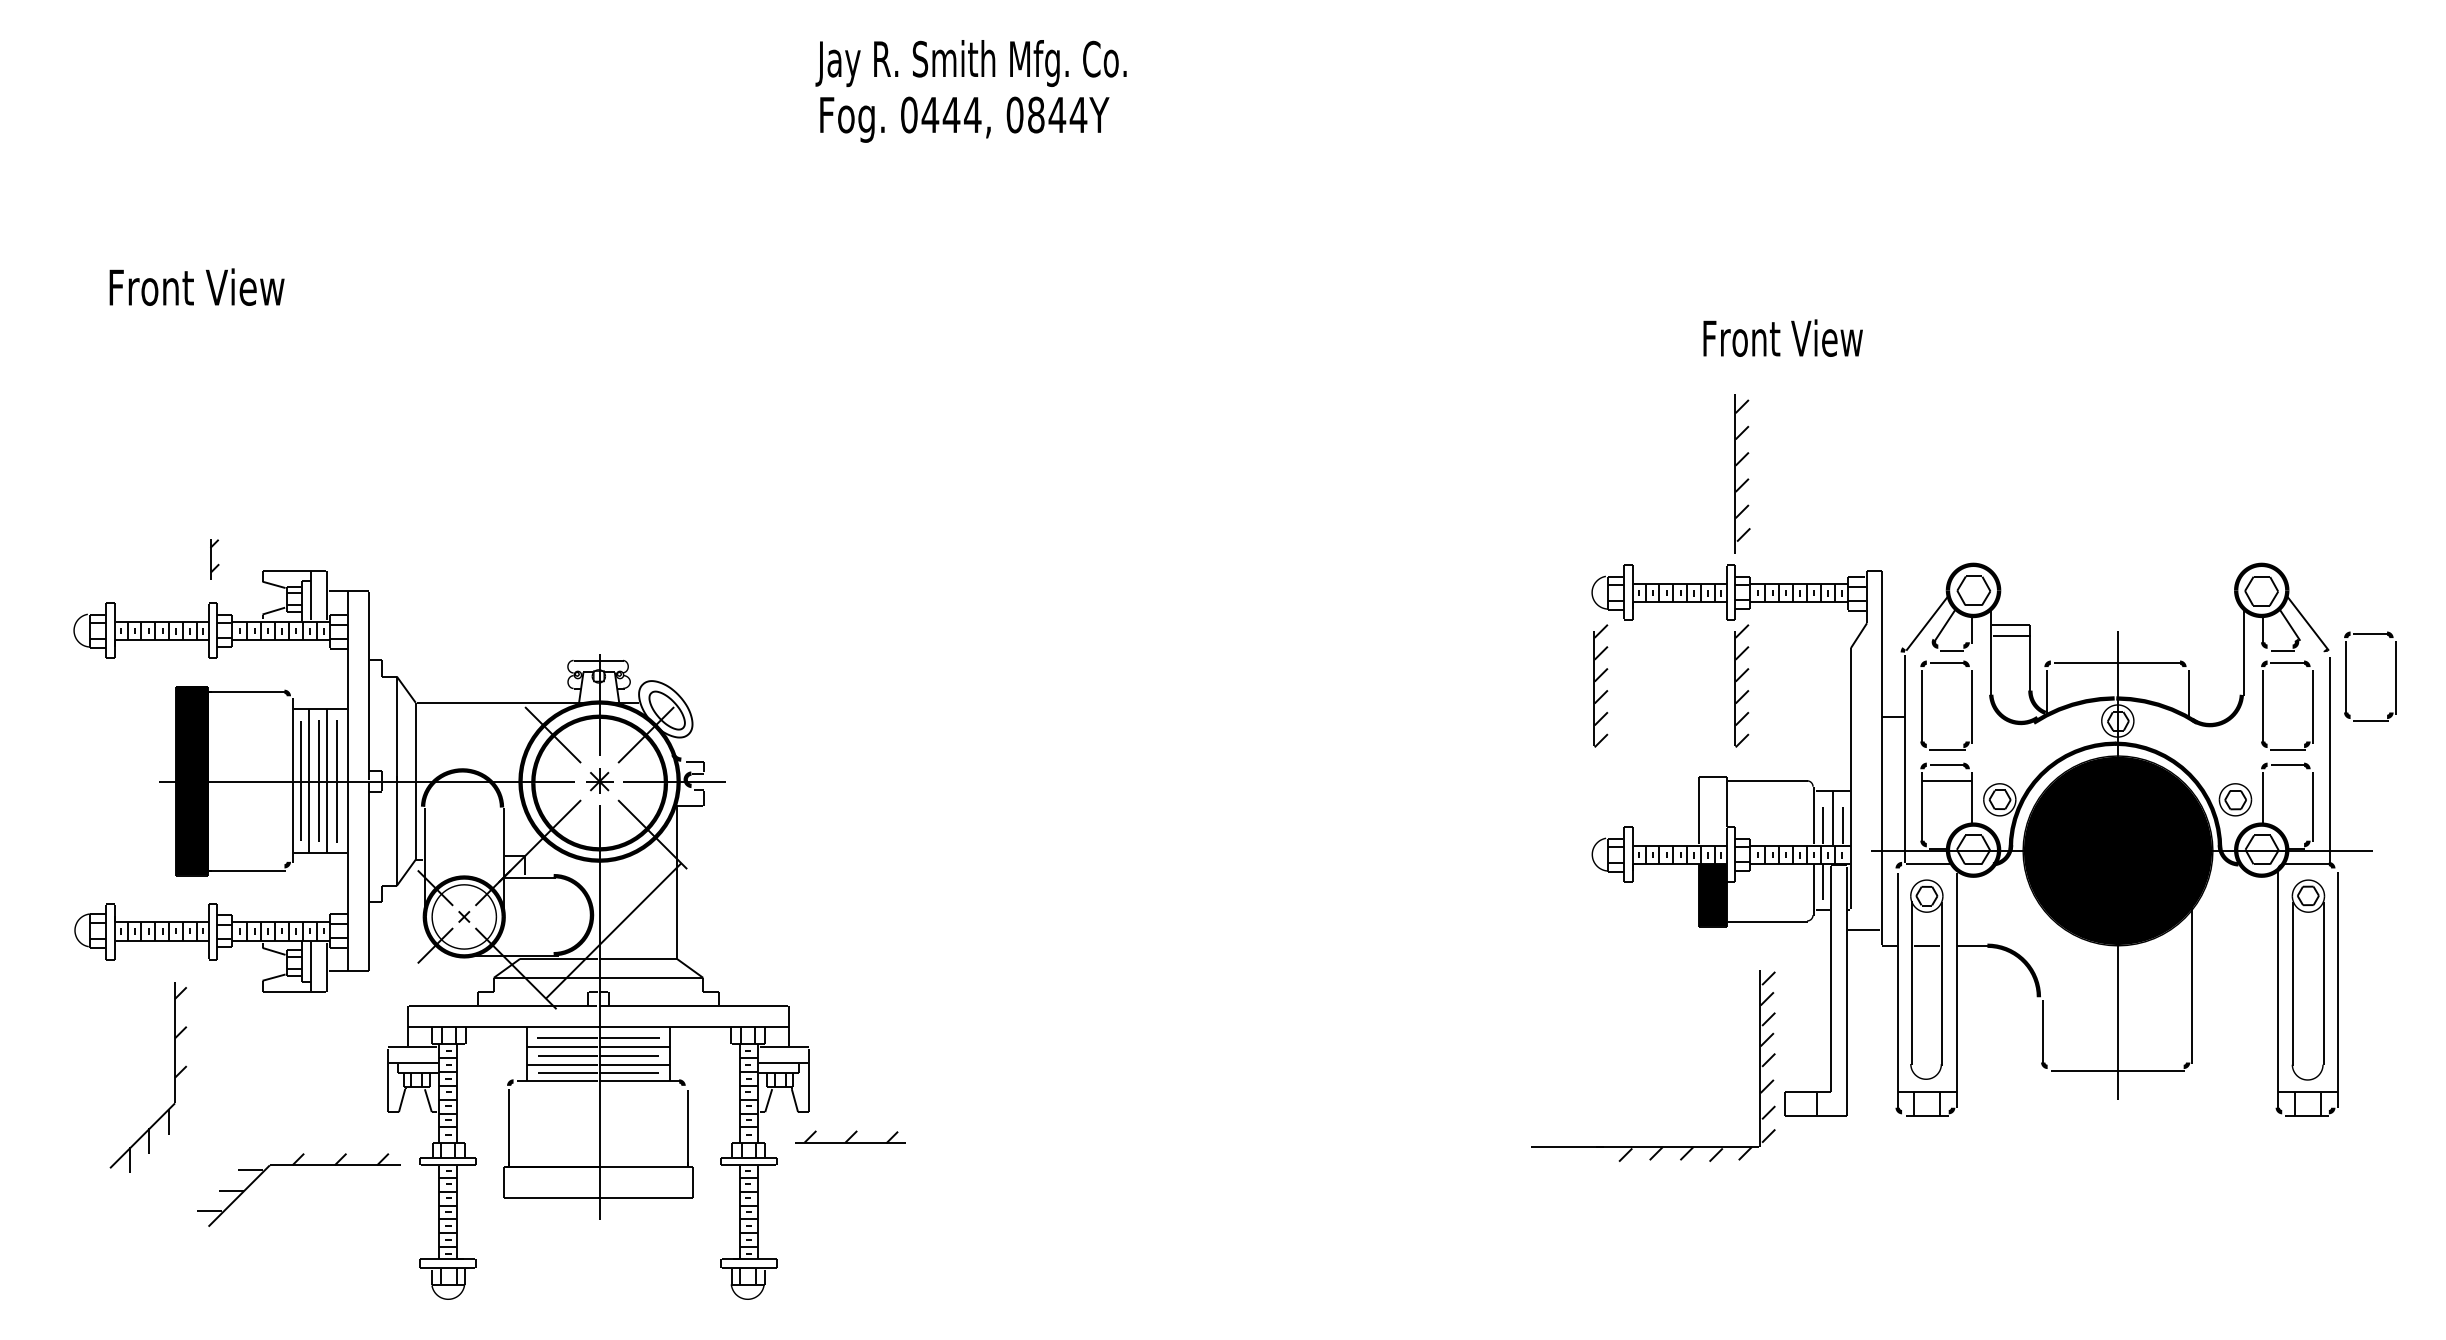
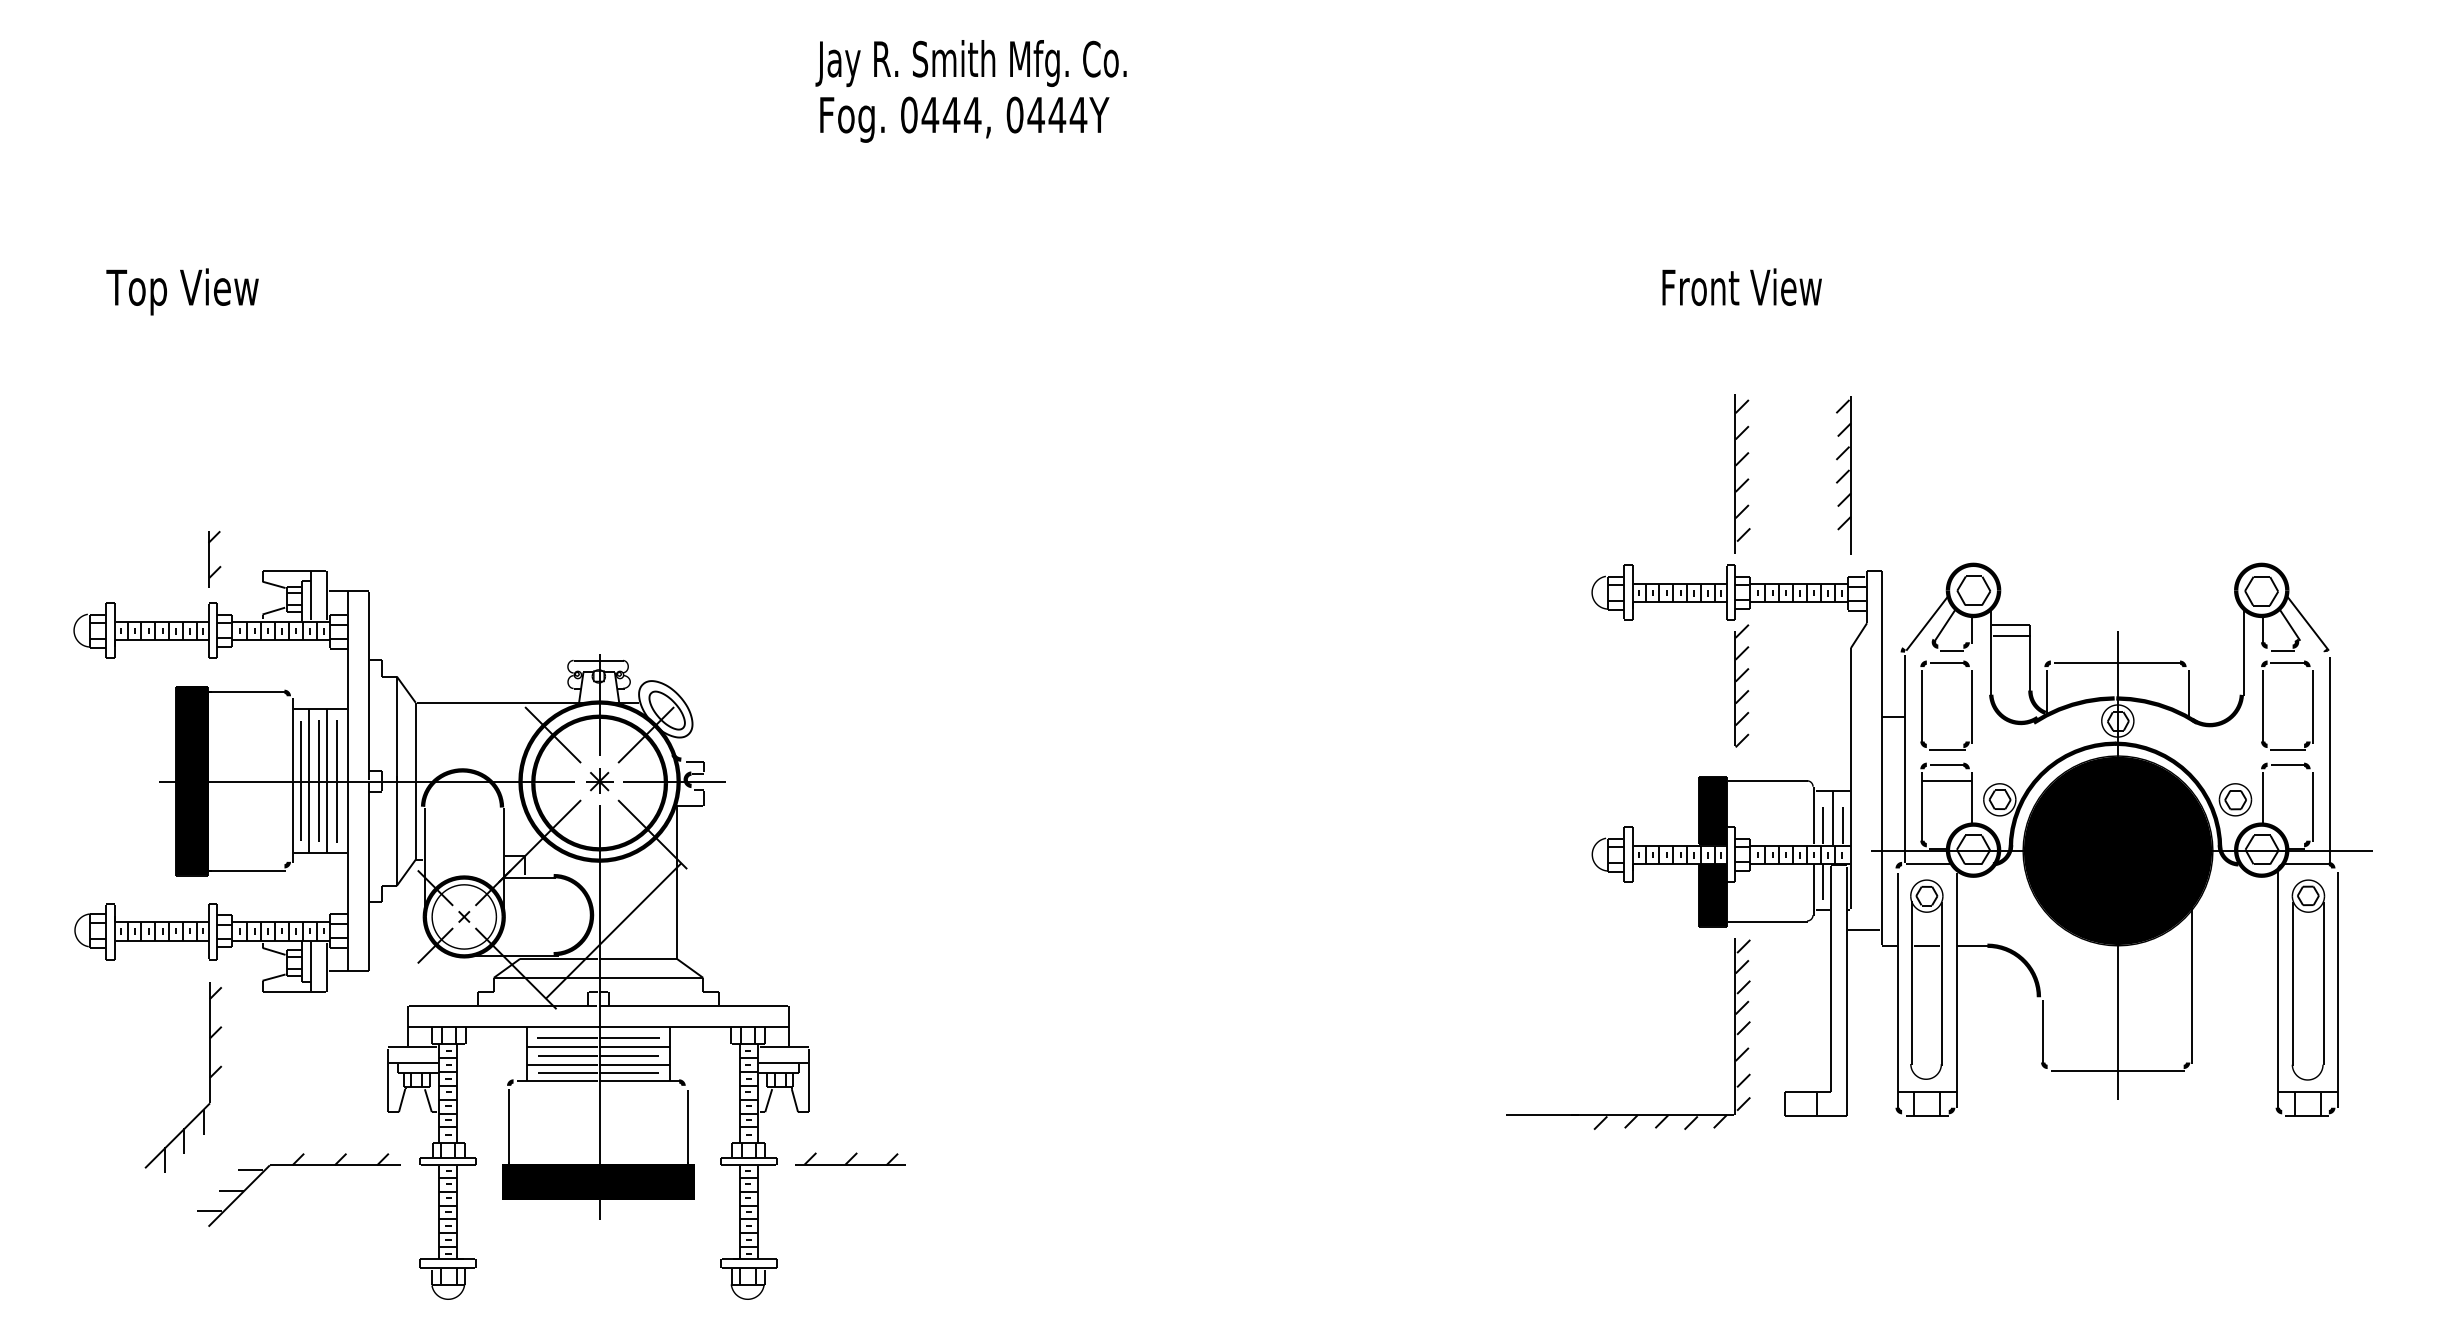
text: 0844Y -> 0444Y (1035, 114)
text: Front View -> Top View (195, 291)
text position: (1782, 337) -> (1741, 286) (1741, 286)
part: none -> present (1843, 475)
part size: 10x41 px -> 14x57 px (214, 559)
part: present -> none (2346, 676)
part: present -> none (1600, 685)
fill: none -> present (1712, 810)
part position: (174, 1077) -> (209, 1077) (209, 1077)
part position: (850, 1136) -> (850, 1158) (850, 1158)
part position: (1653, 1146) -> (1628, 1114) (1628, 1114)
fill: none -> present (598, 1182)
